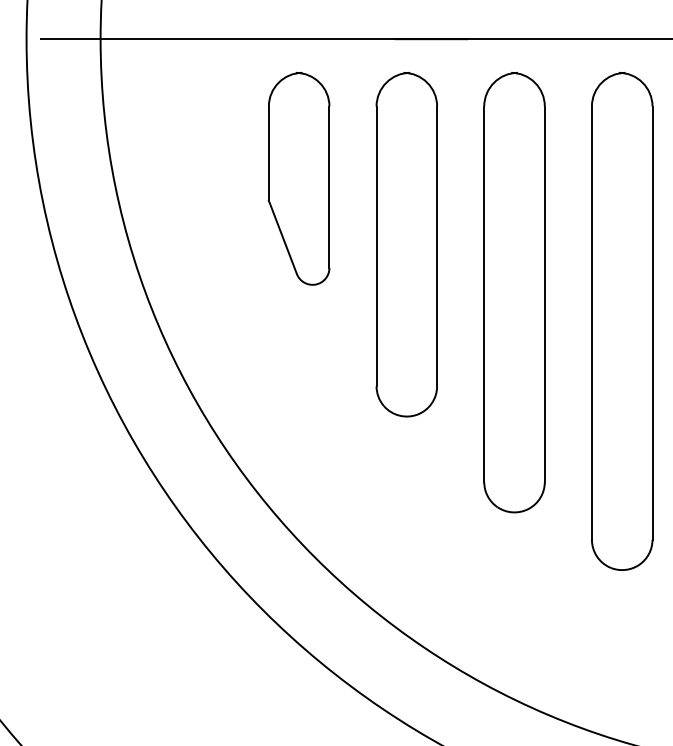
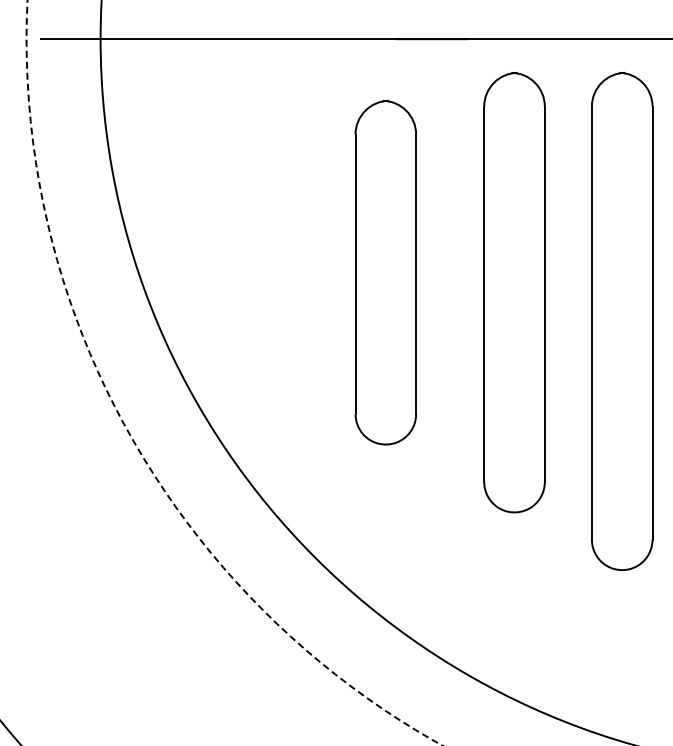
part: present -> none (298, 178)
part position: (406, 244) -> (385, 272) (385, 272)
circle: solid -> dashed (234, 372)
